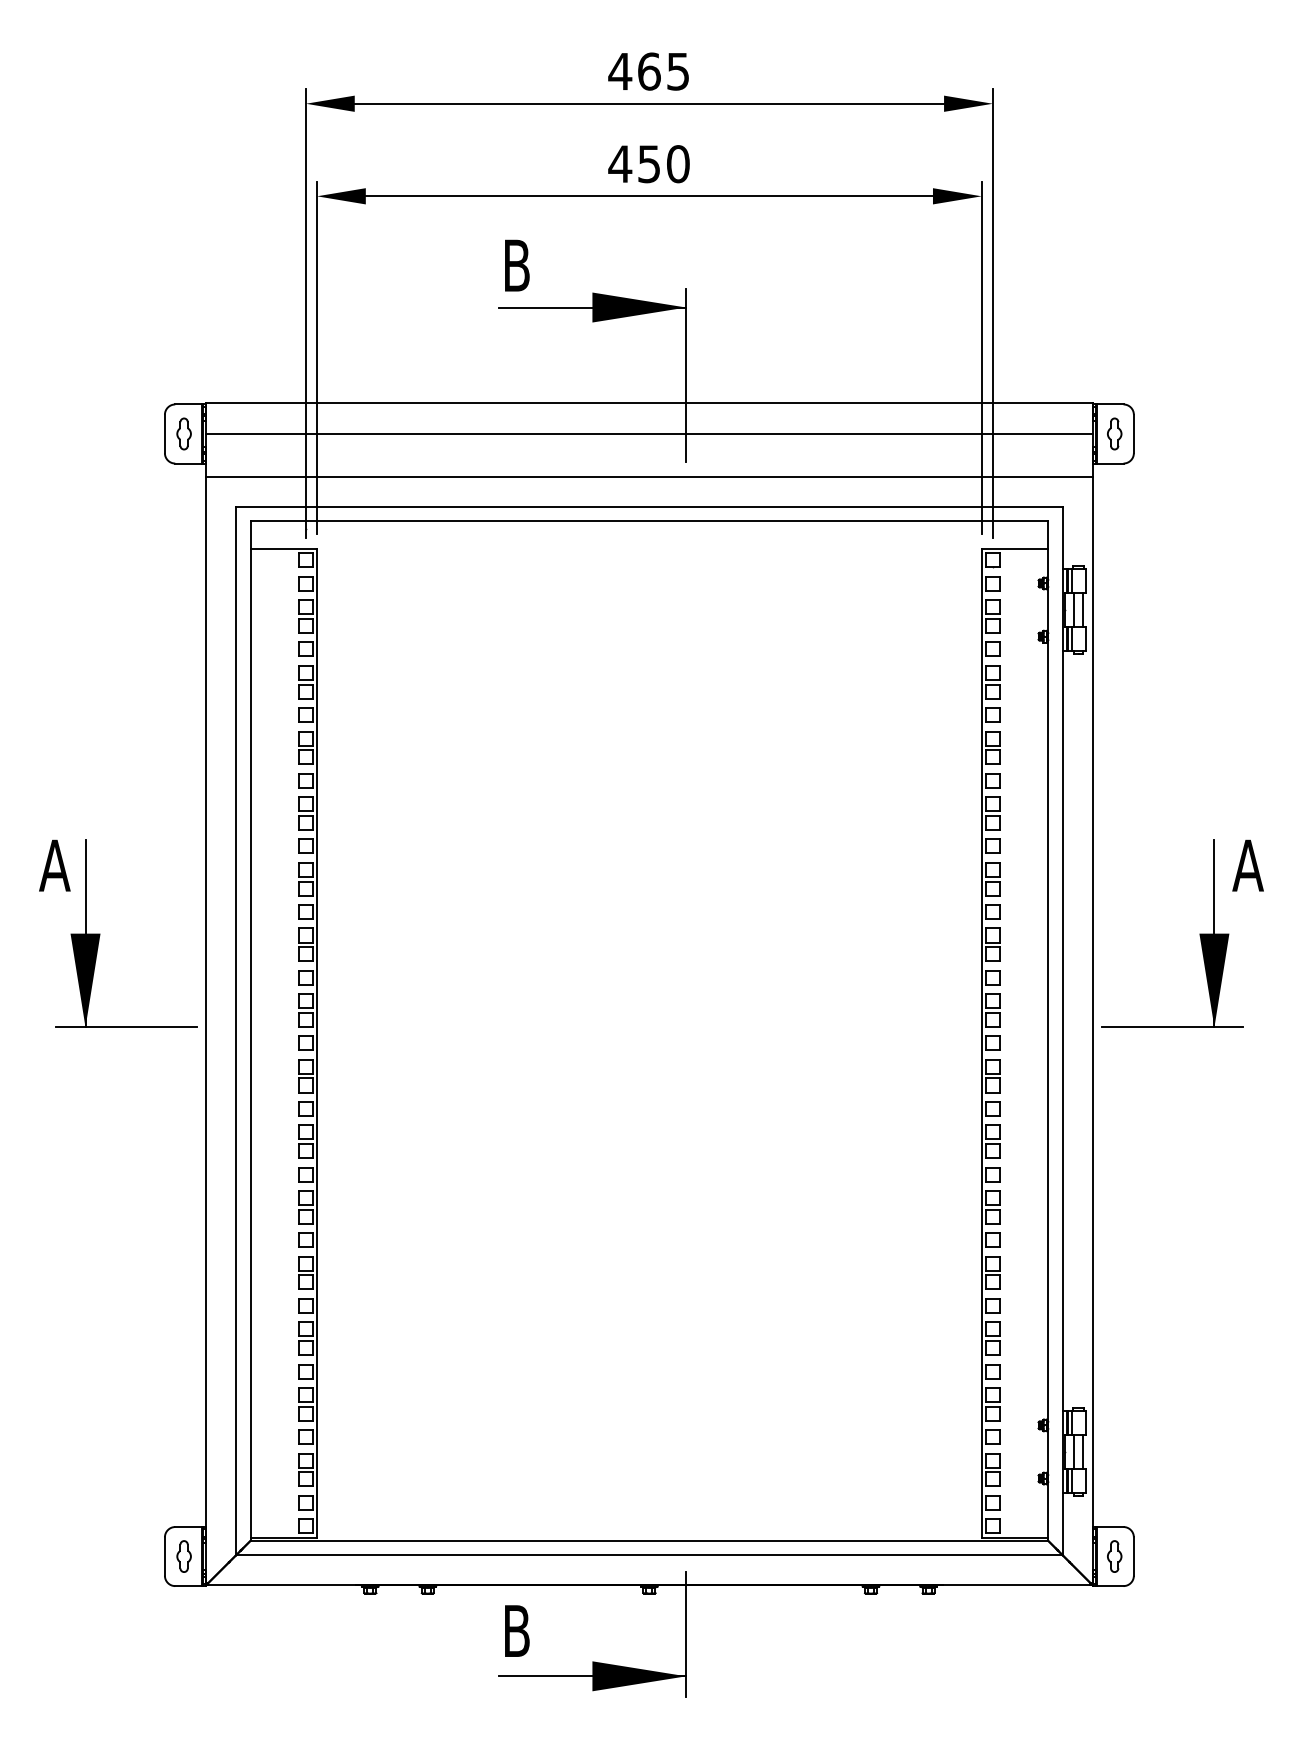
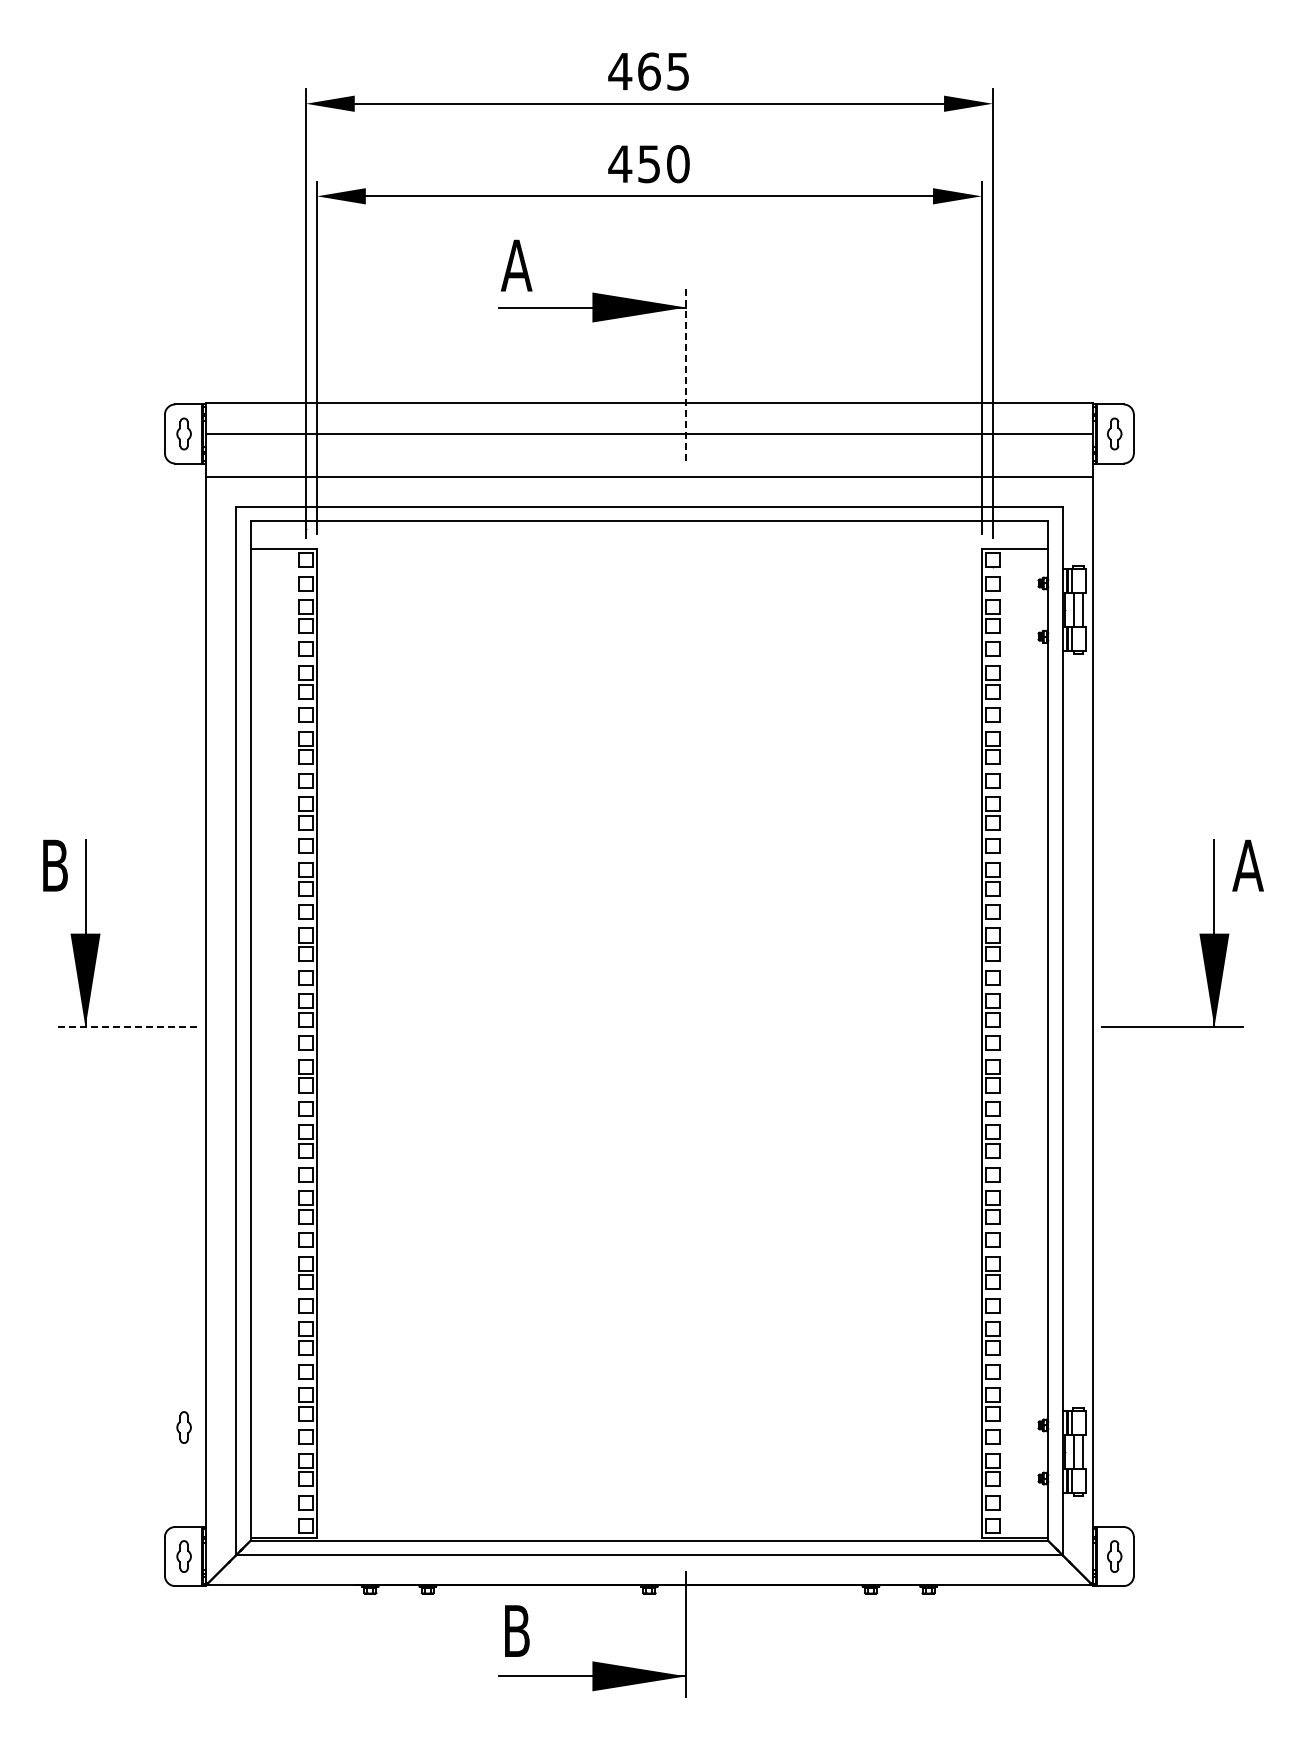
text: B -> A (516, 265)
line: solid -> dashed (686, 376)
text: A -> B (54, 865)
line: solid -> dashed (125, 1027)
part: none -> present (183, 1427)
